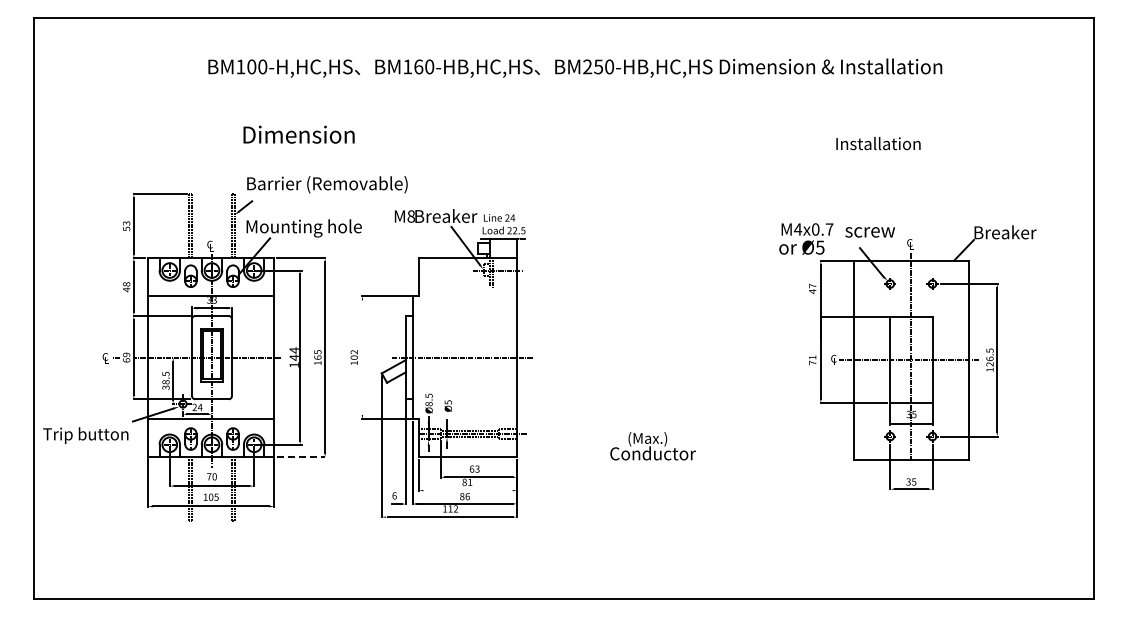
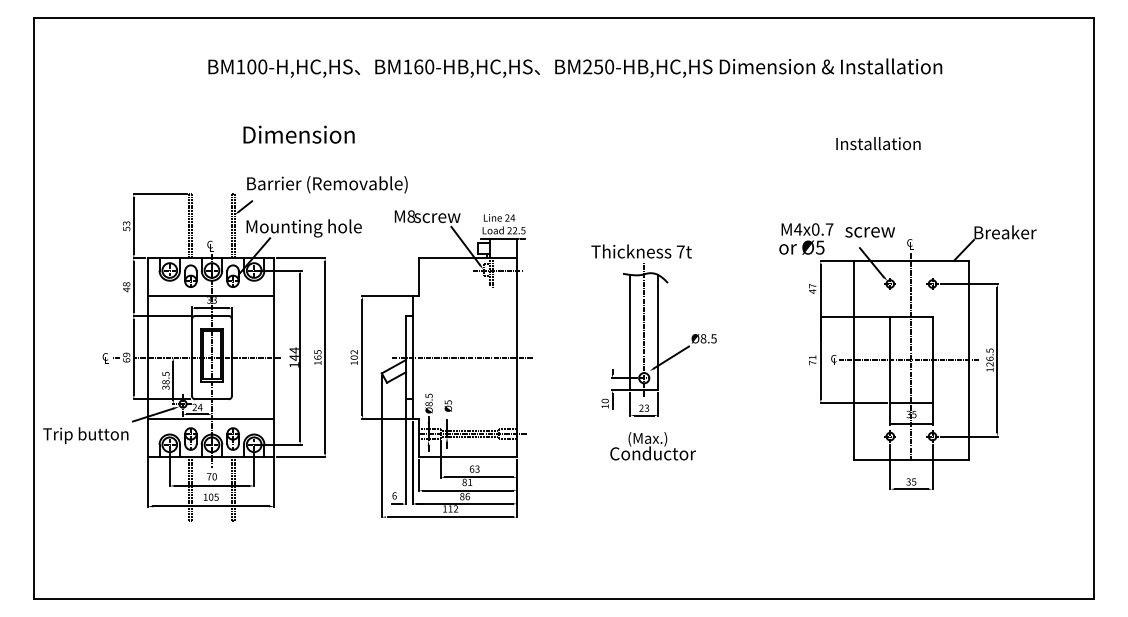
text: Breaker -> screw (445, 216)
part: none -> present (653, 330)
line: none -> present (362, 357)
line: dashed -> solid (301, 457)
line: none -> present (467, 490)
